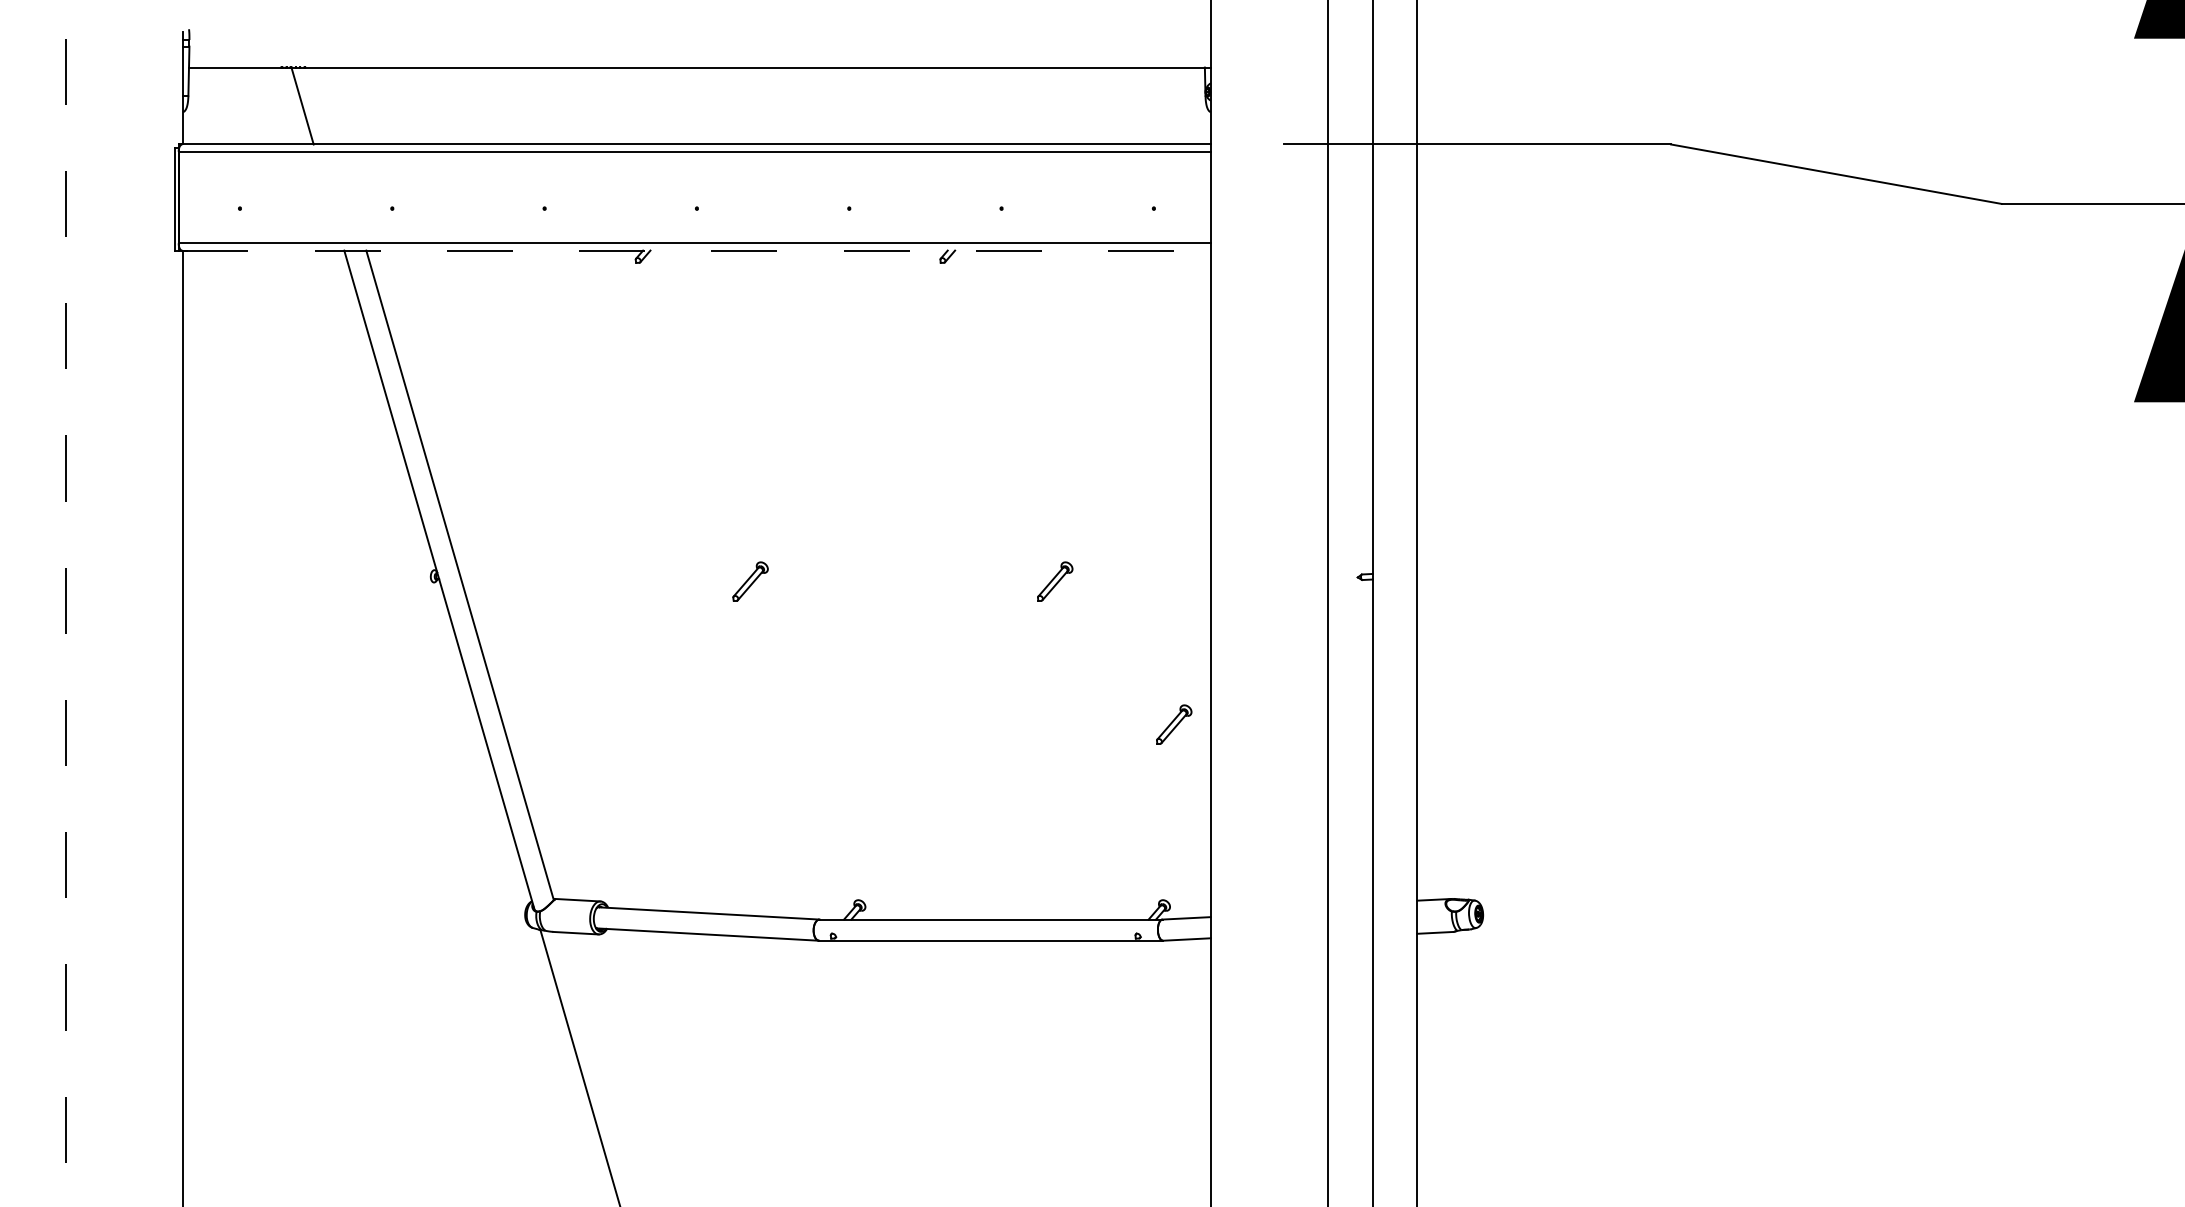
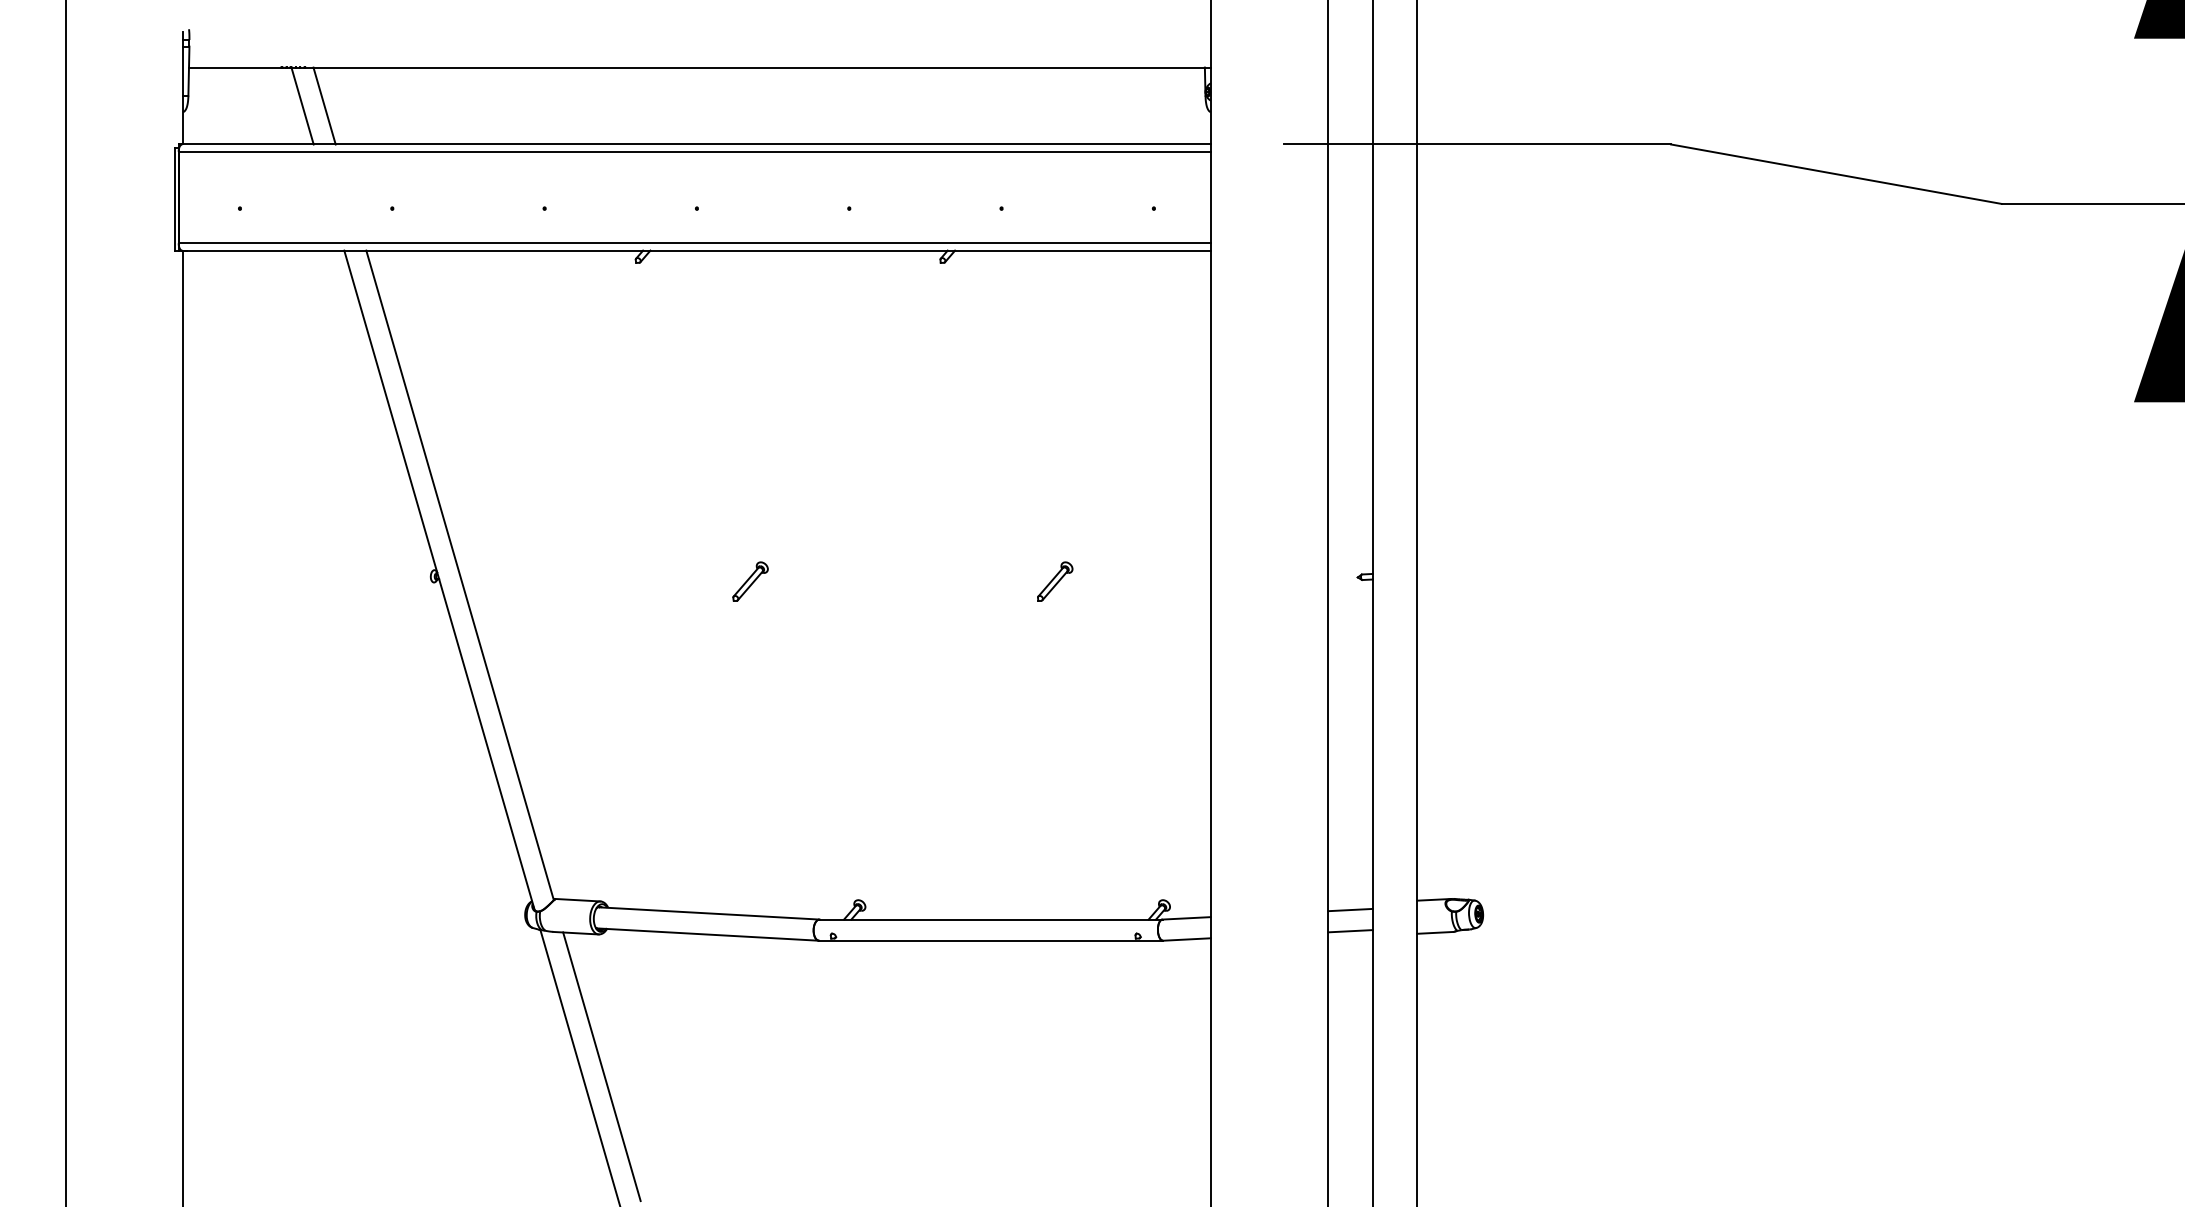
line: none -> present (324, 105)
line: dashed -> solid (697, 250)
line: dashed -> solid (65, 603)
part: present -> none (1174, 724)
line: none -> present (1350, 909)
line: none -> present (1350, 931)
line: none -> present (601, 1066)
